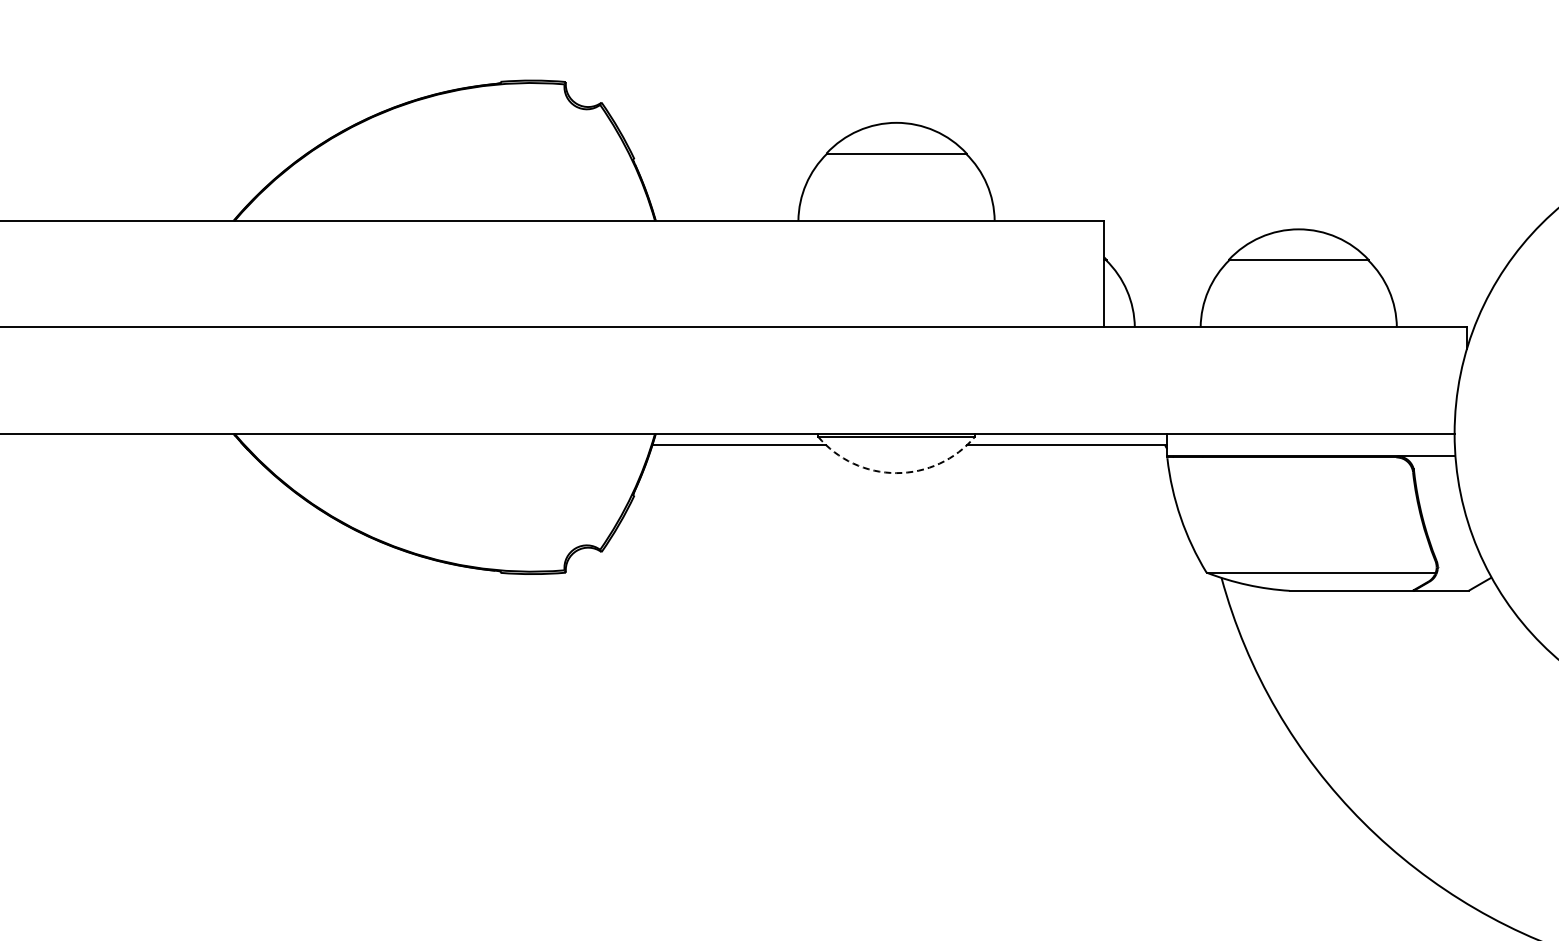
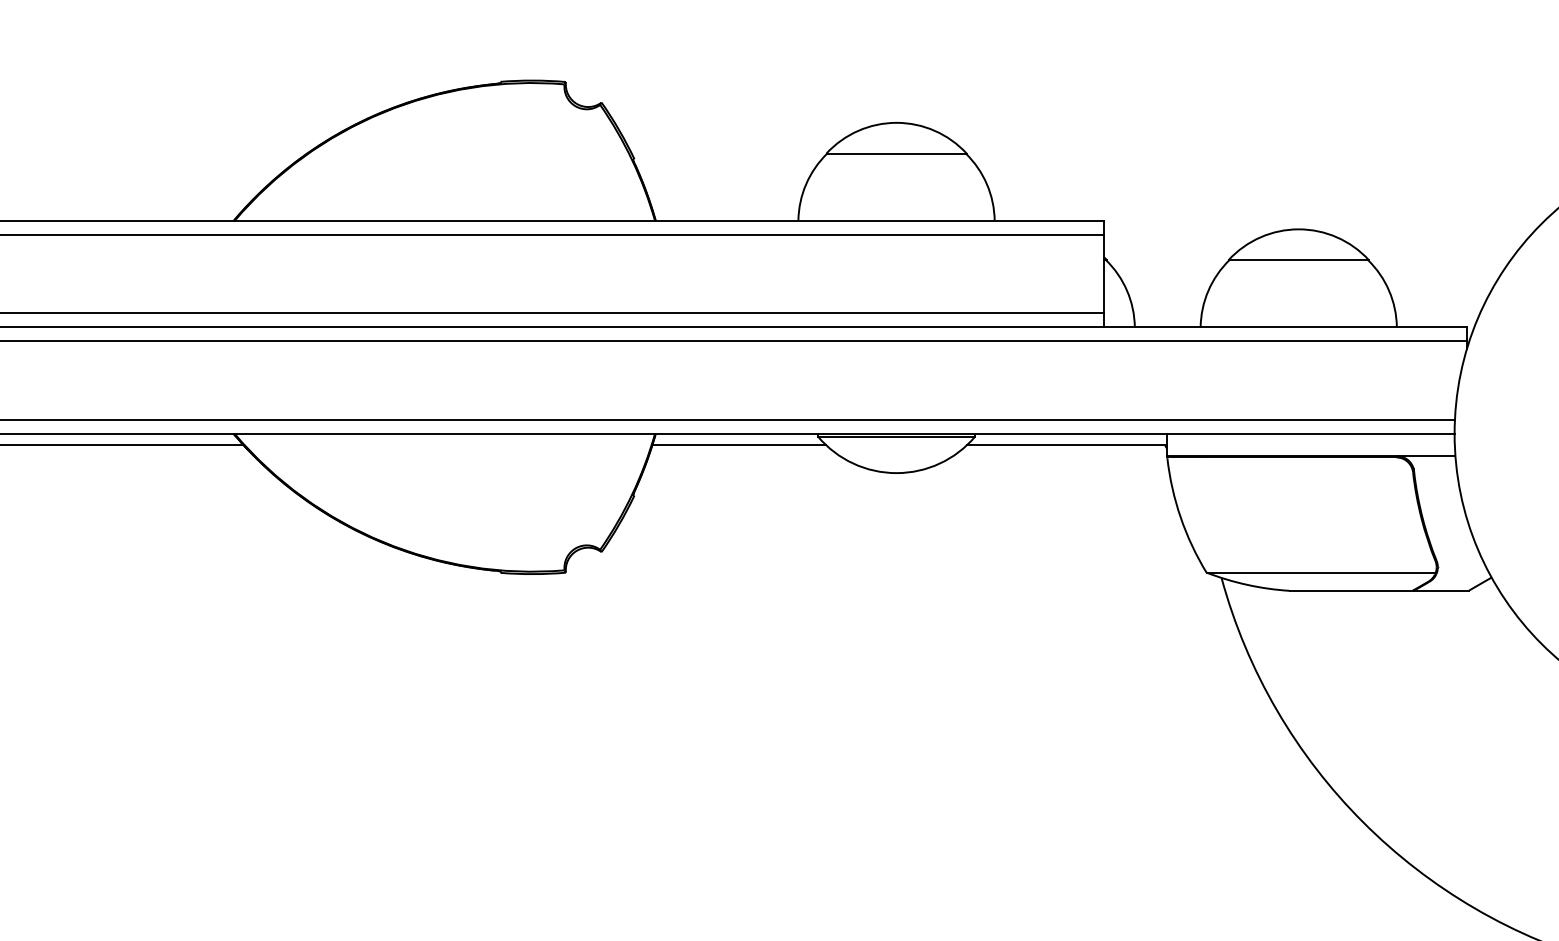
line: none -> present (553, 234)
line: none -> present (553, 313)
line: none -> present (734, 341)
line: none -> present (728, 419)
line: none -> present (122, 445)
arc: dashed -> solid (896, 473)
